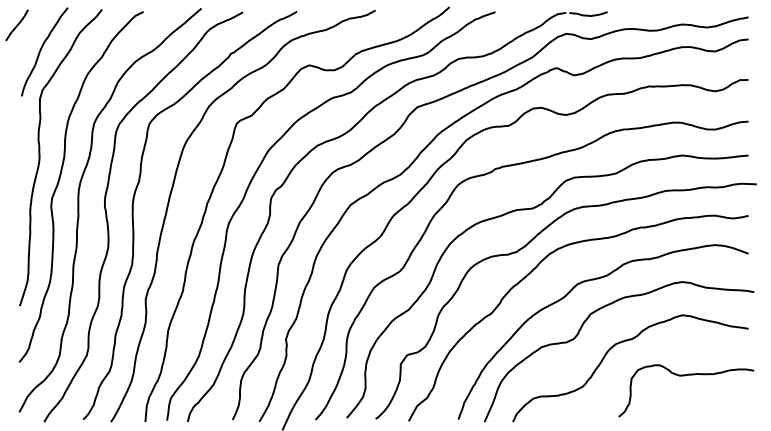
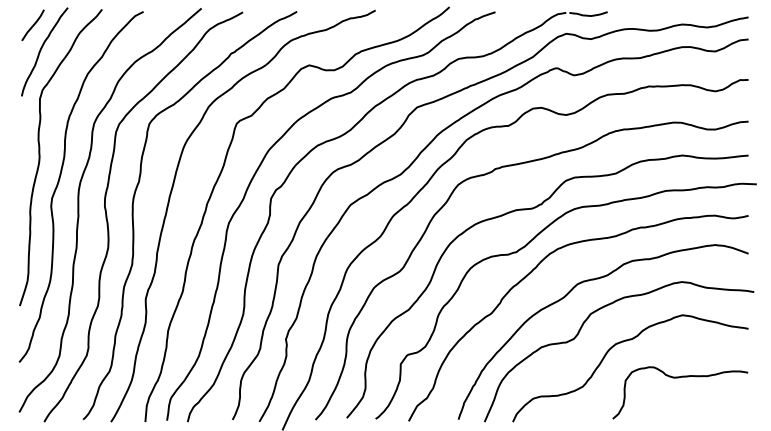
line position: (16, 25) -> (32, 25) (32, 25)
curve position: (685, 376) -> (679, 378) (679, 378)
